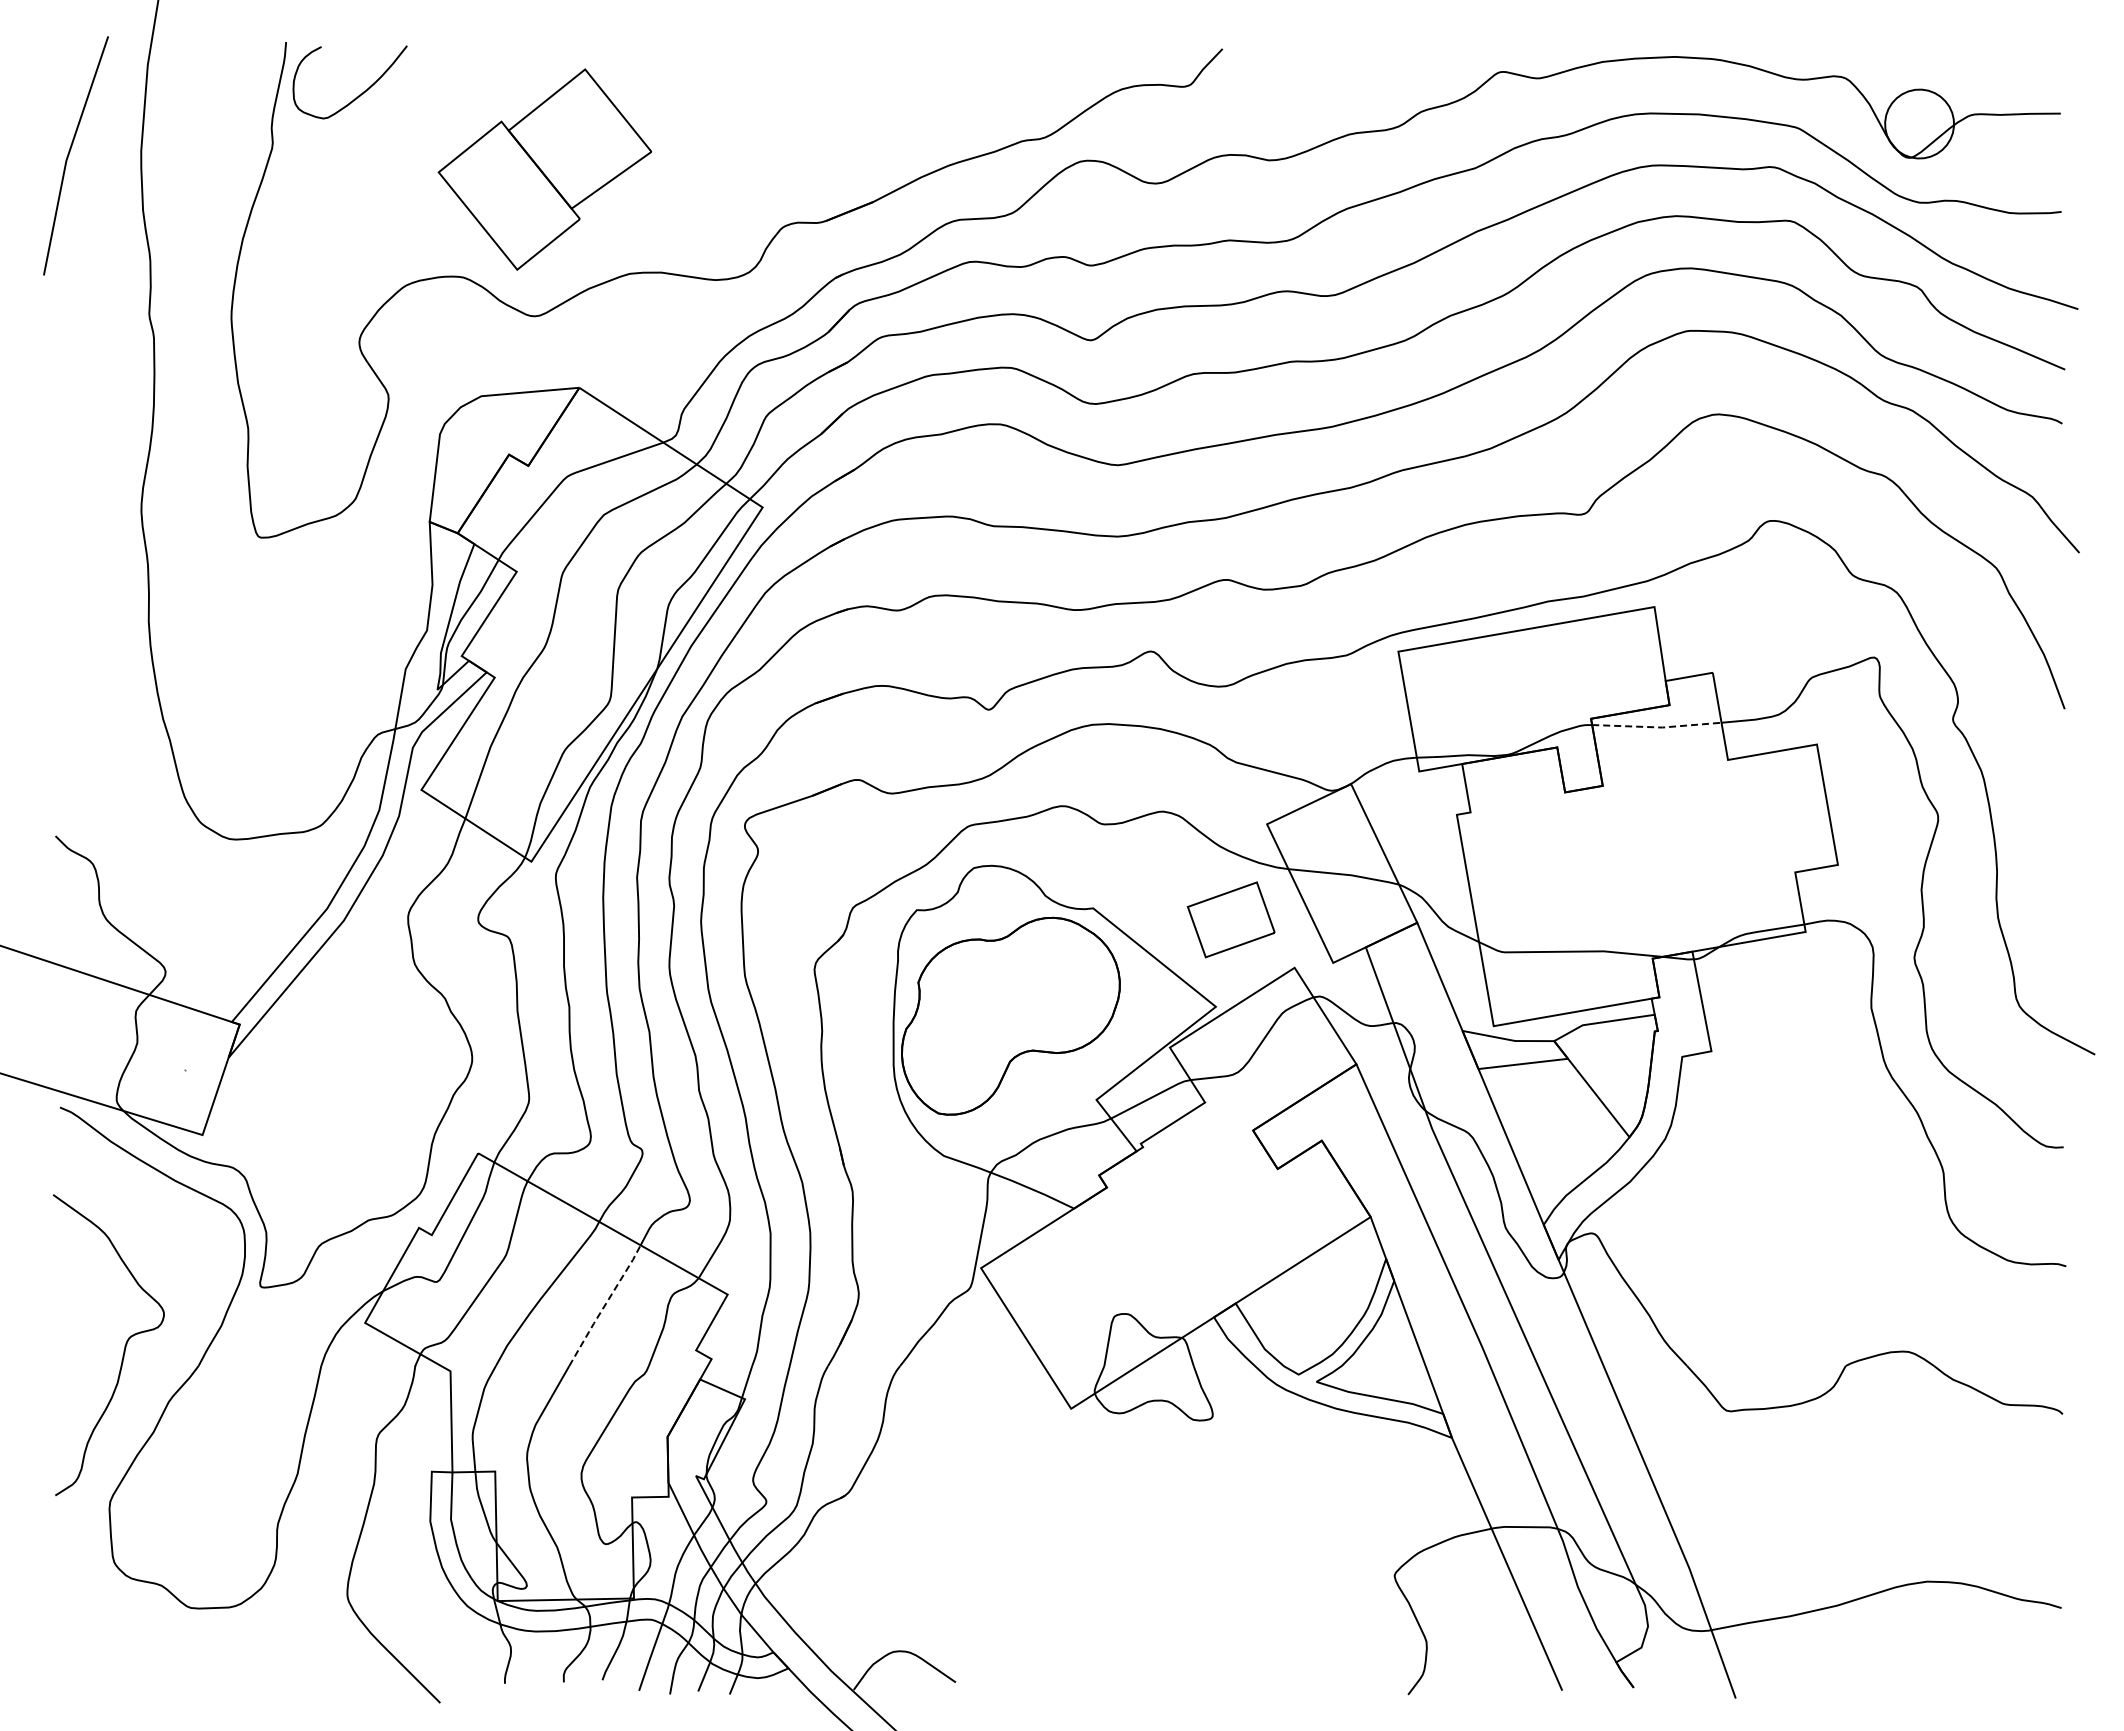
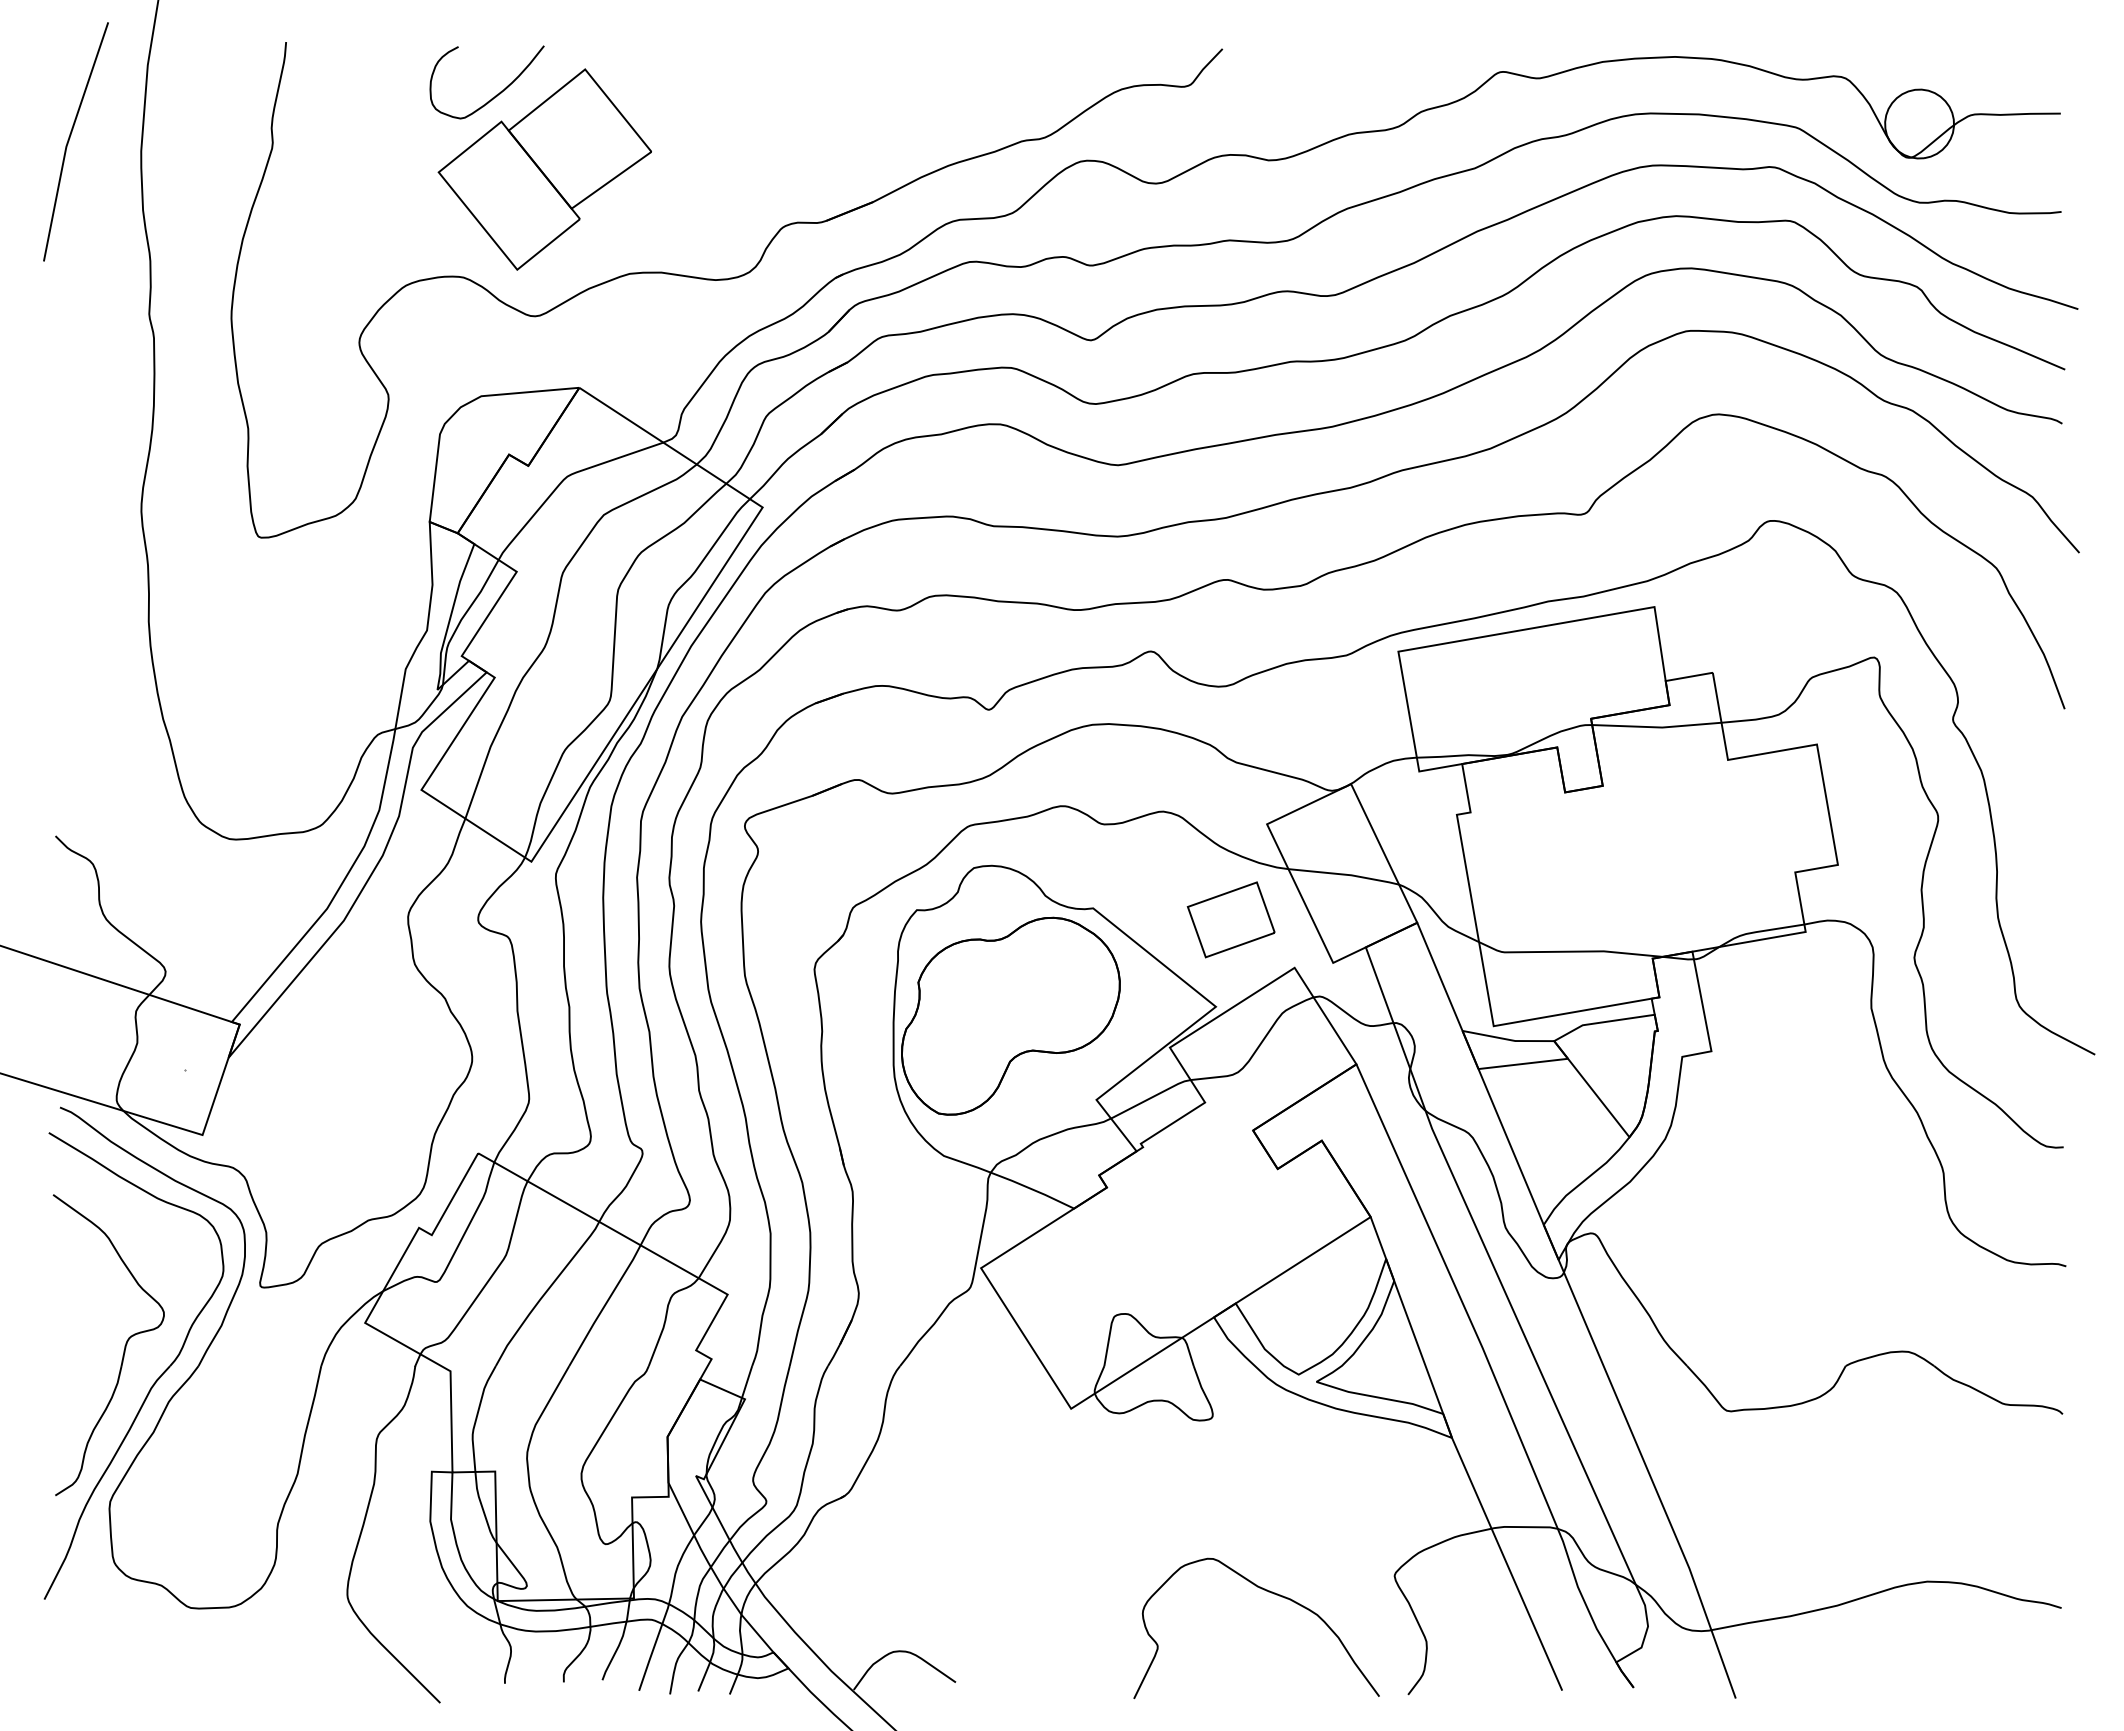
curve position: (359, 94) -> (496, 94) (496, 94)
line position: (70, 152) -> (70, 138) (70, 138)
line: dashed -> solid (1657, 727)
line: dashed -> solid (604, 1305)
part: none -> present (155, 1380)
curve: none -> present (1268, 1592)
